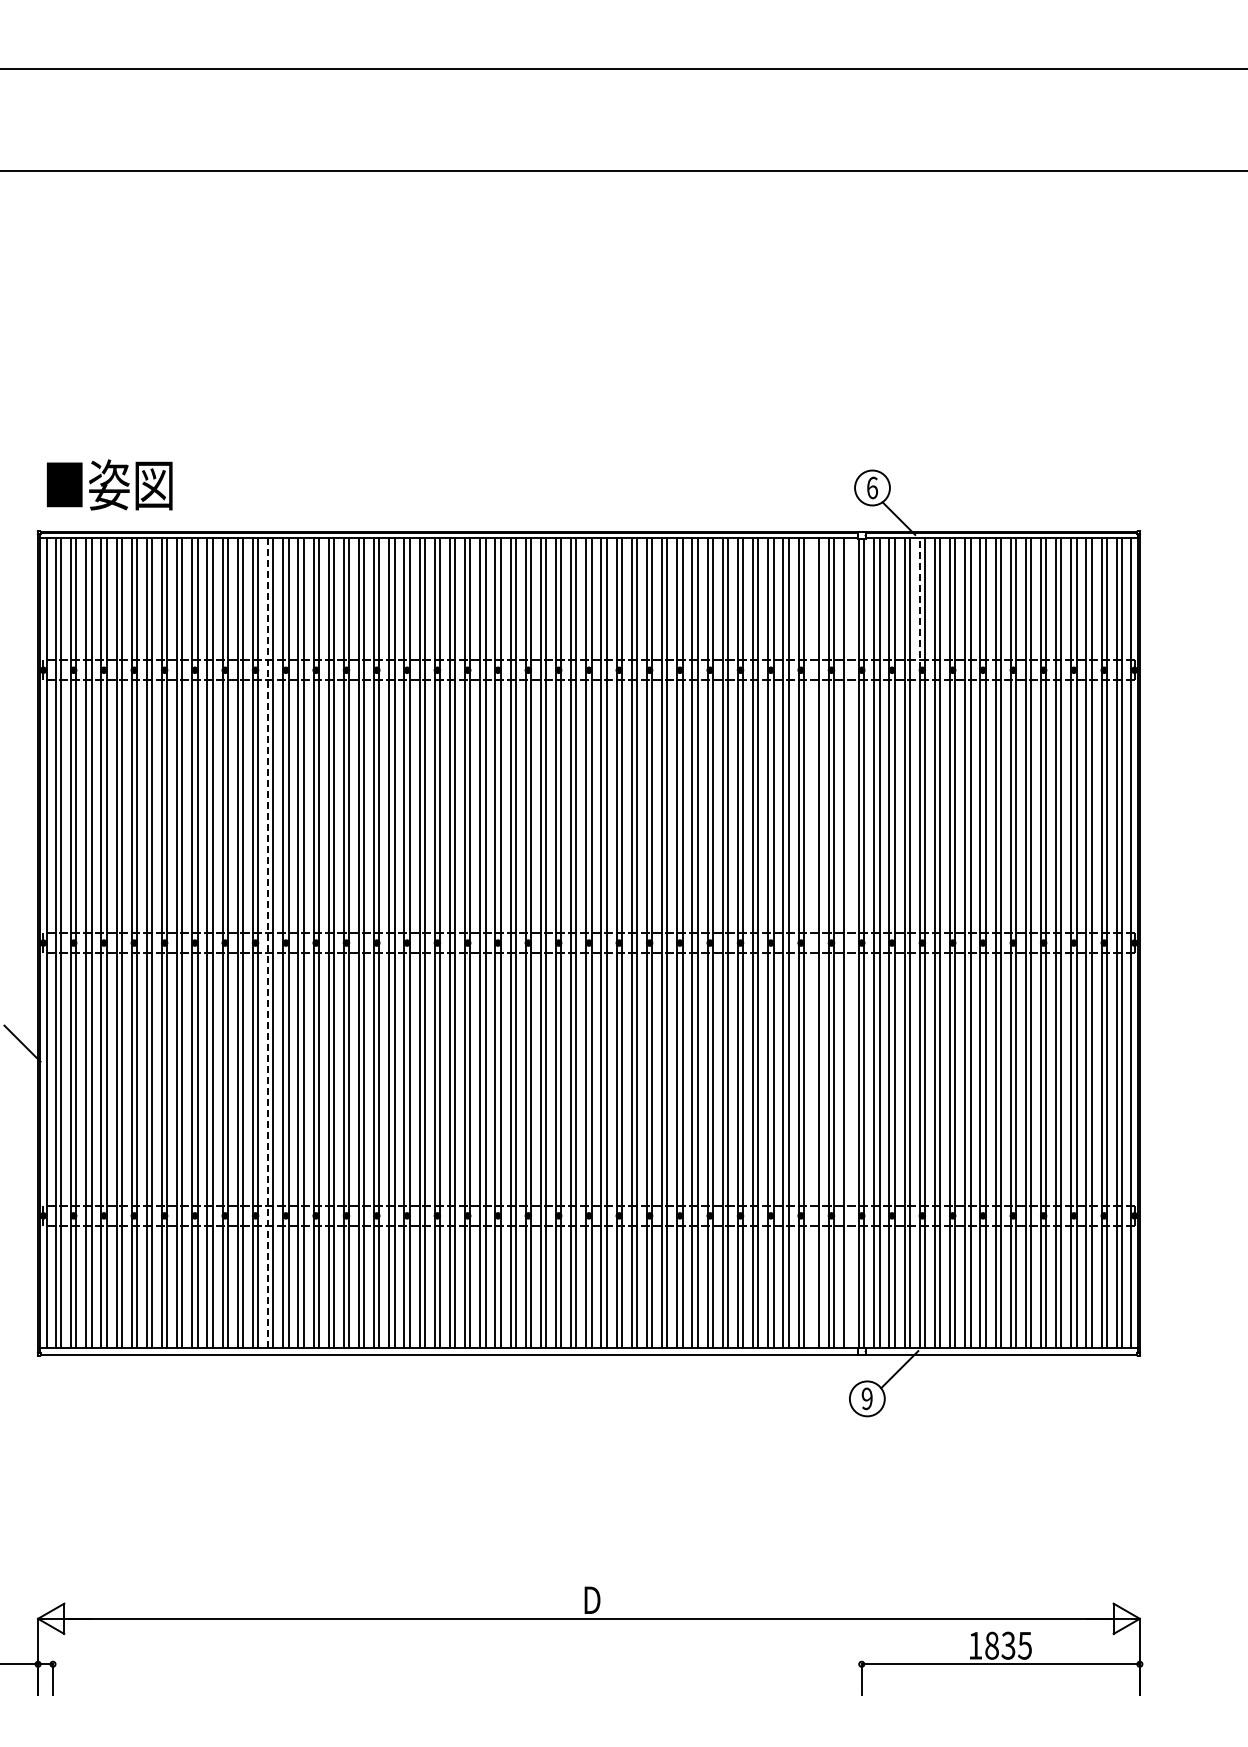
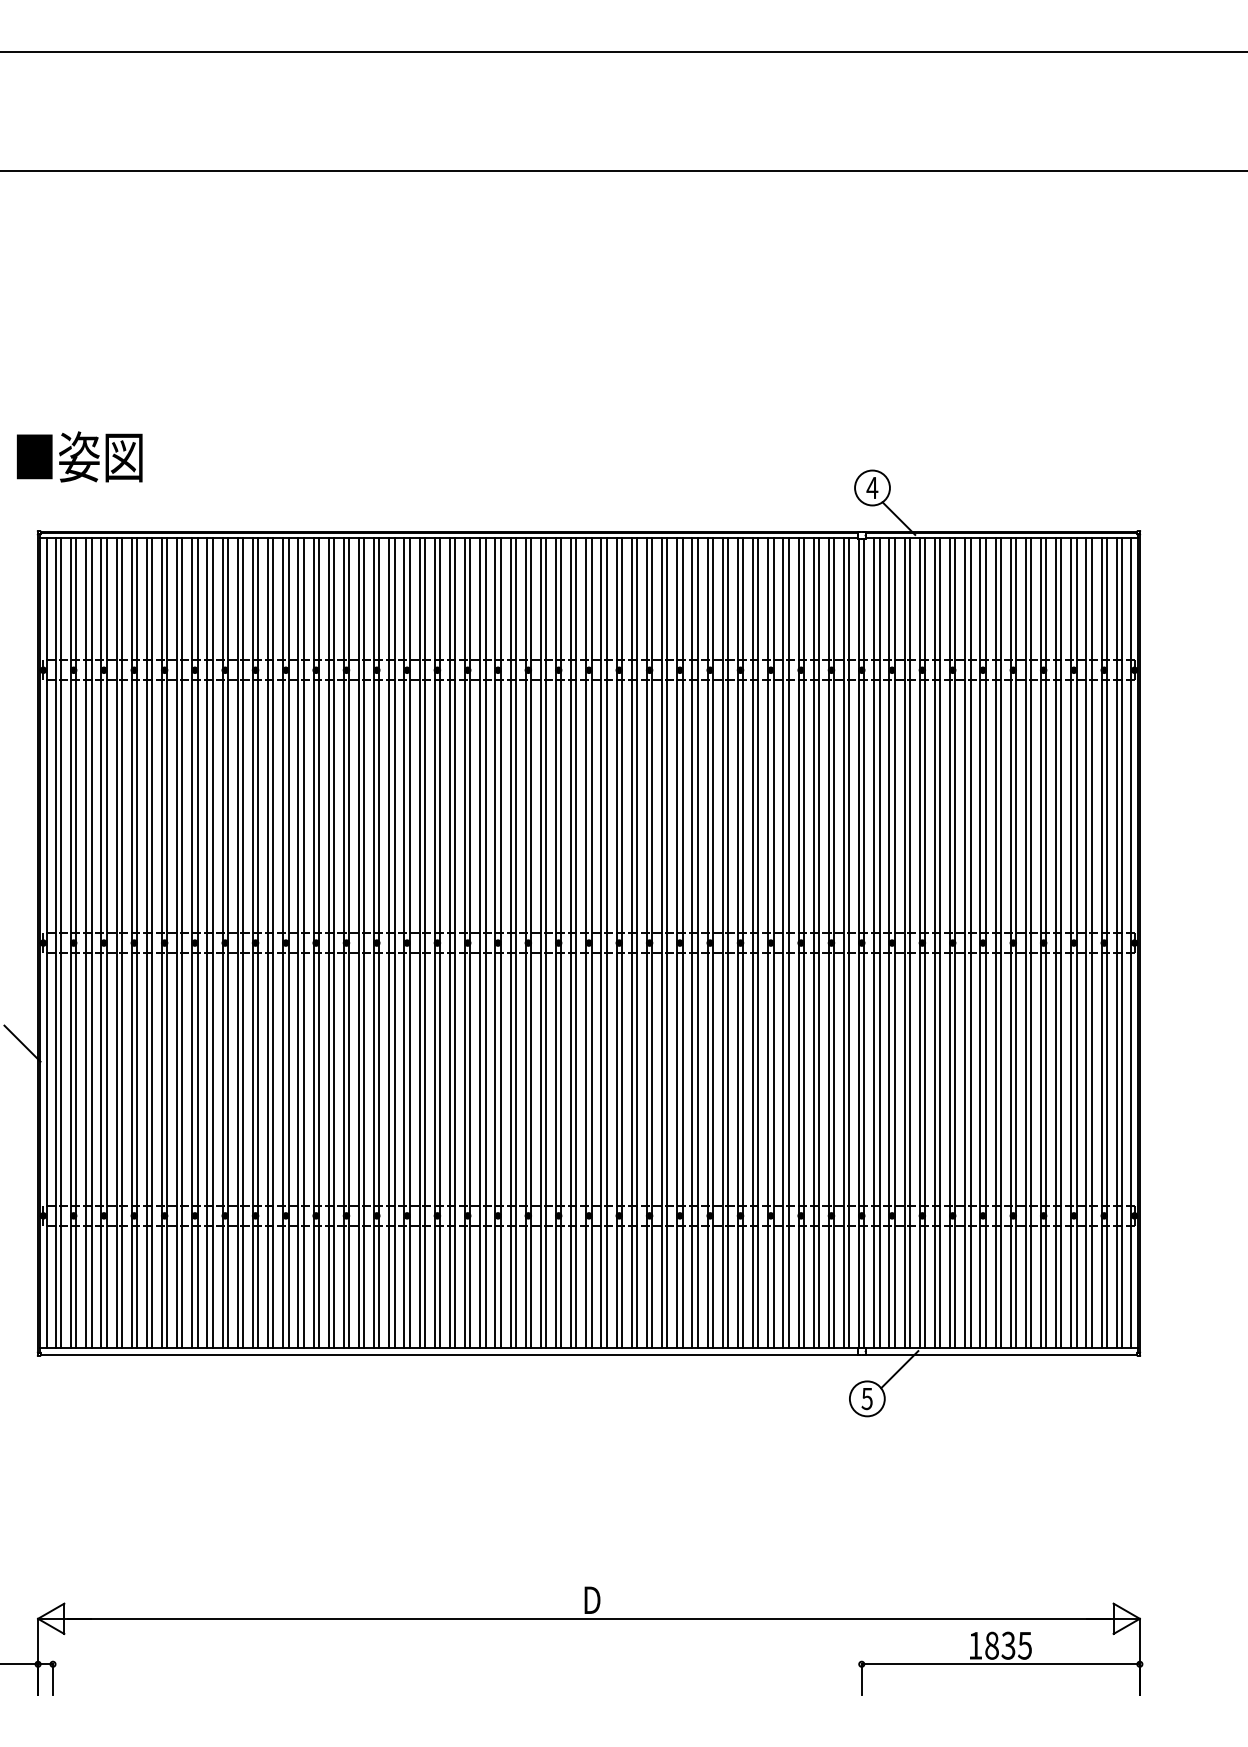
line position: (623, 69) -> (623, 52) (623, 52)
text position: (109, 484) -> (79, 456) (79, 456)
text: 6 -> 4 (872, 487)
line: dashed -> solid (919, 603)
line: none -> present (813, 942)
line: none -> present (849, 942)
line: dashed -> solid (268, 943)
text: 9 -> 5 (866, 1398)
